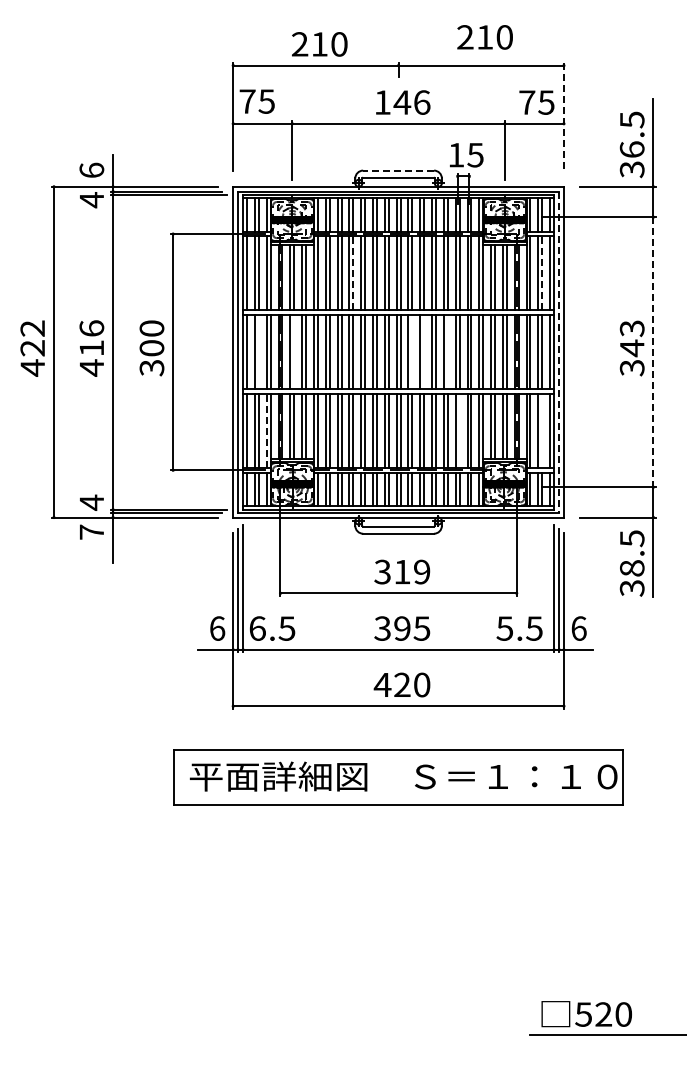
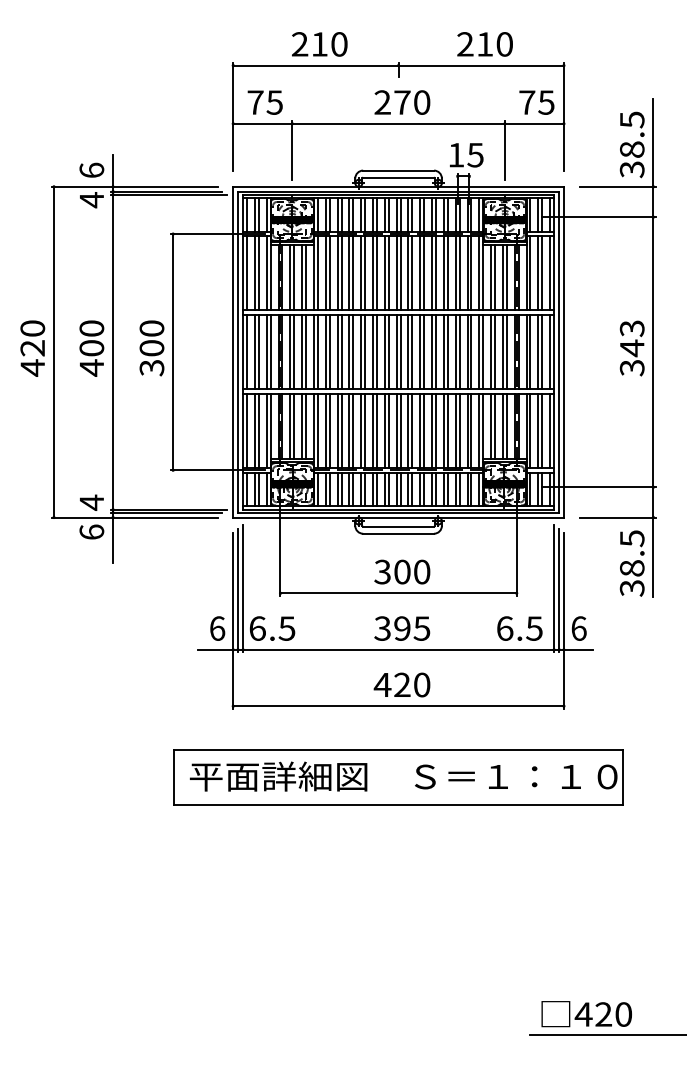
text position: (484, 37) -> (484, 44) (484, 44)
text position: (256, 101) -> (264, 102) (264, 102)
text: 146 -> 270 (402, 102)
line: dashed -> solid (563, 117)
text: 36.5 -> 38.5 (631, 149)
line: dashed -> solid (398, 170)
line: dashed -> solid (353, 272)
line: dashed -> solid (542, 272)
text: 422 -> 420 (32, 328)
text: 416 -> 400 (91, 338)
line: none -> present (258, 352)
line: none -> present (294, 352)
line: none -> present (412, 352)
line: none -> present (424, 352)
line: none -> present (447, 352)
line: dashed -> solid (559, 352)
line: dashed -> solid (653, 352)
line: dashed -> solid (266, 430)
line: none -> present (459, 430)
line: none -> present (542, 430)
text: 7 -> 6 (91, 531)
text: 319 -> 300 (412, 571)
text: 5.5 -> 6.5 (504, 628)
text: 520 -> 420 (583, 1014)
